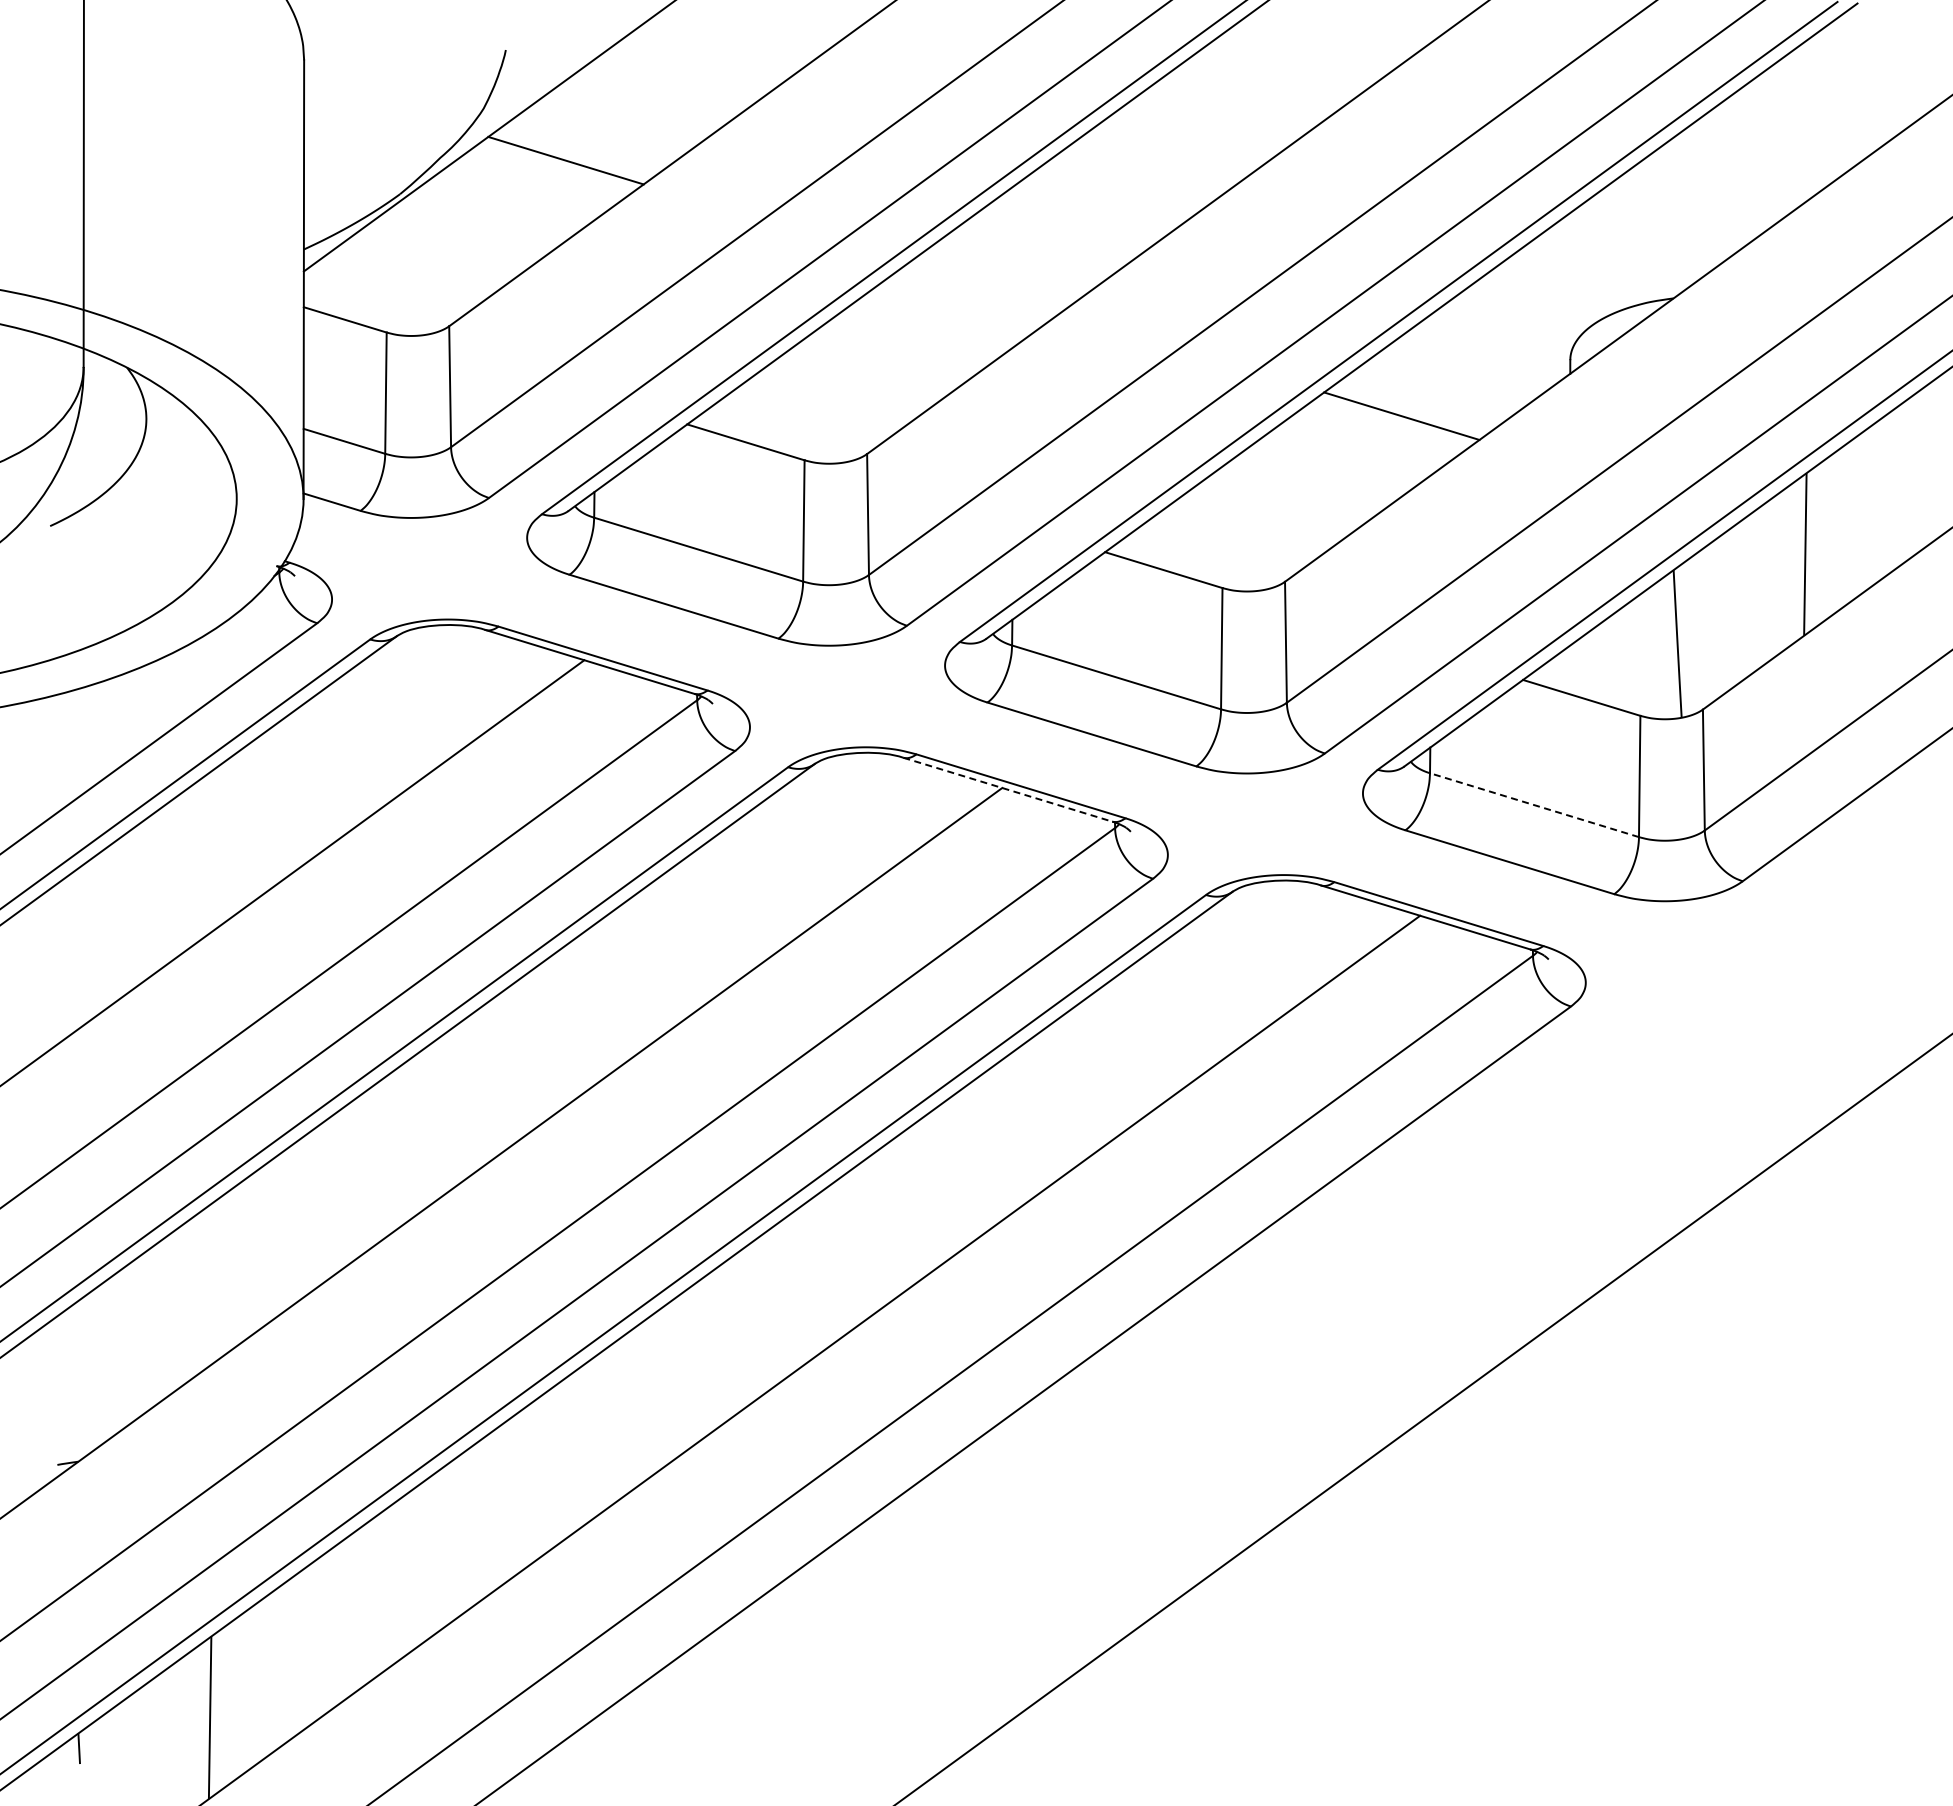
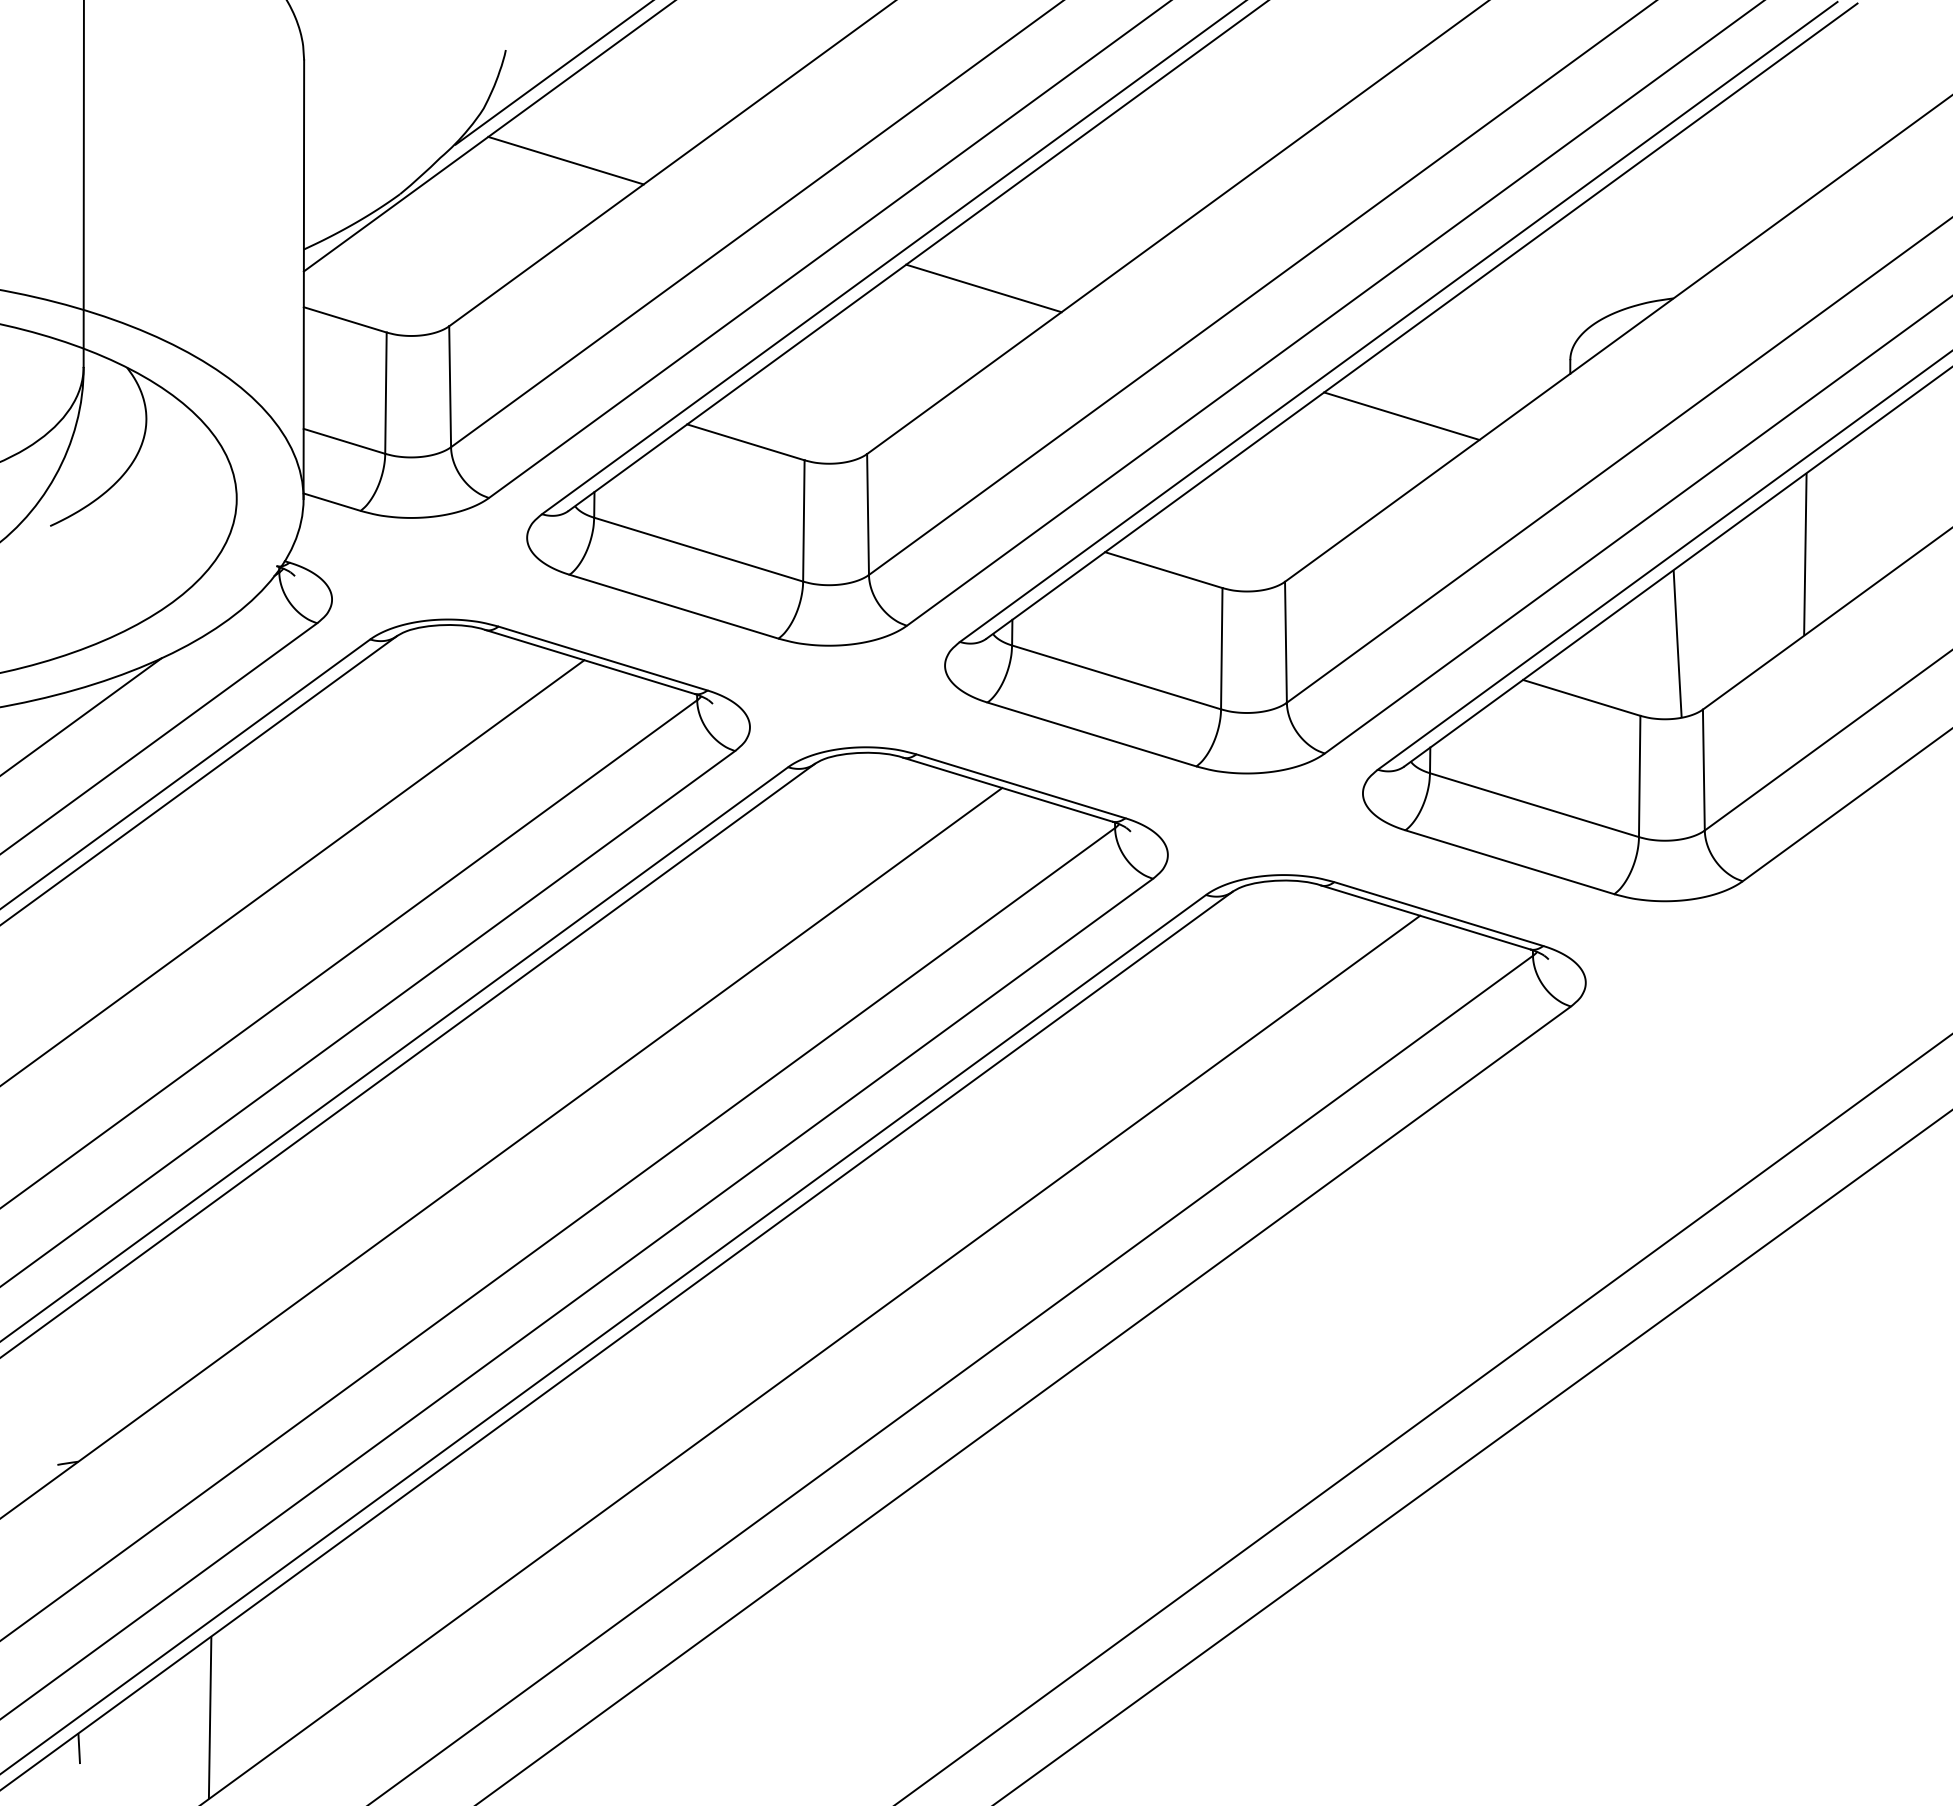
line: none -> present (552, 73)
line: none -> present (983, 288)
line: none -> present (81, 716)
line: dashed -> solid (1008, 789)
line: dashed -> solid (1534, 805)
line: none -> present (1472, 1457)
